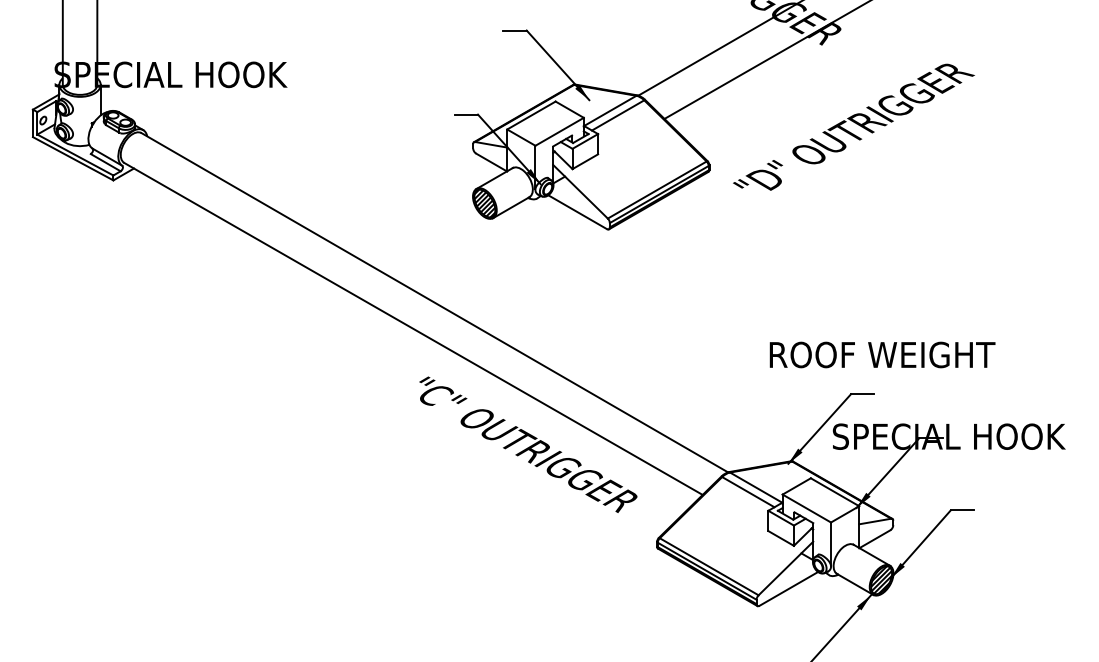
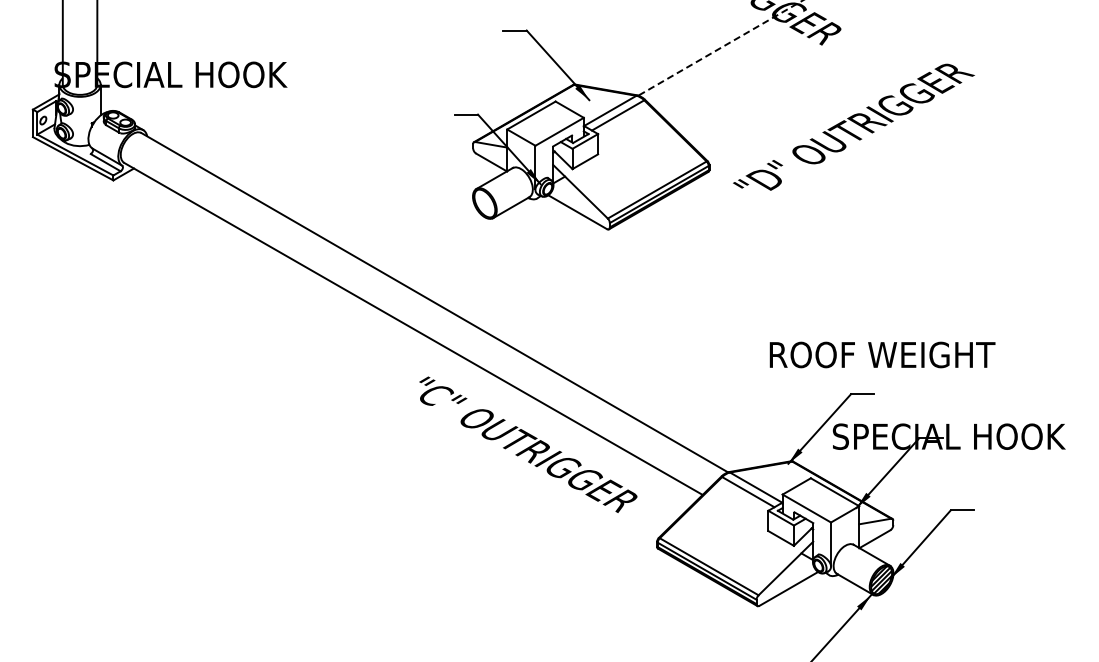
line: solid -> dashed (720, 48)
line: present -> none (765, 60)
hatch: present -> none (484, 203)
